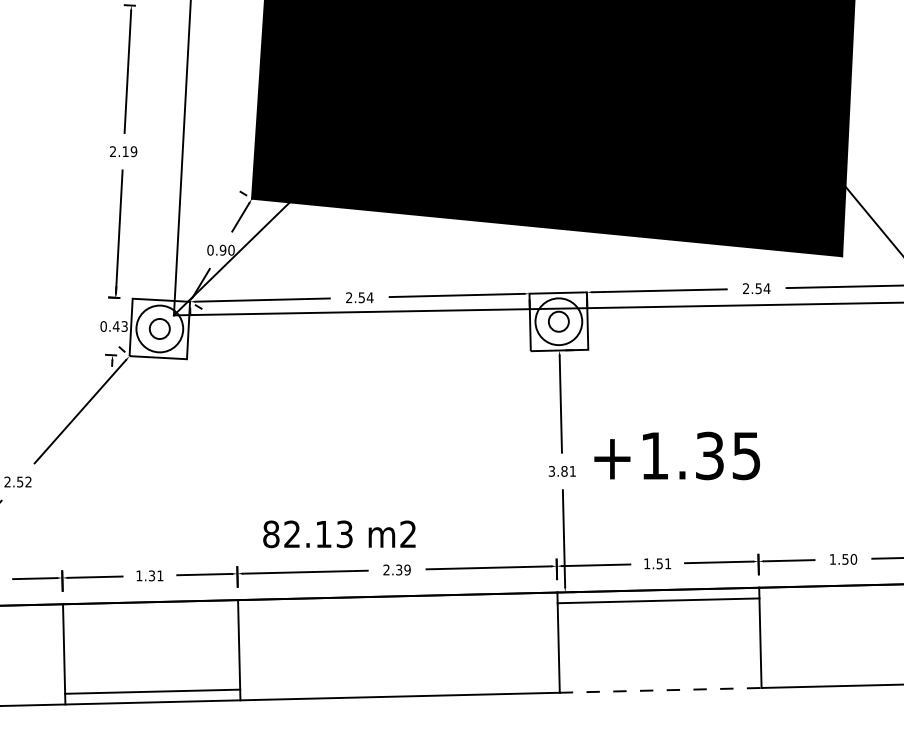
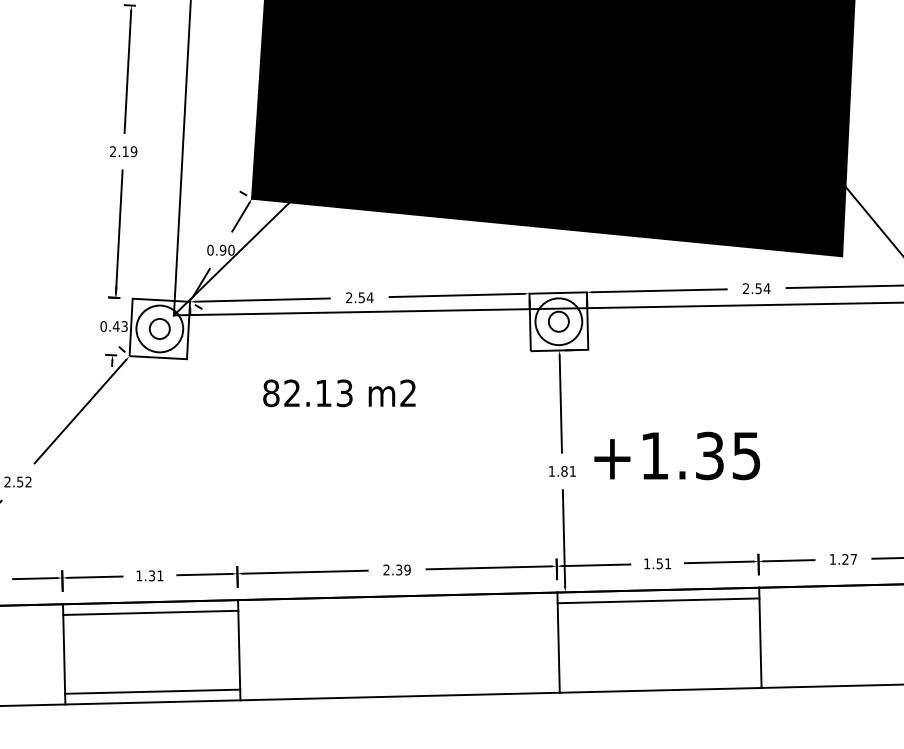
text: 3.81 -> 1.81 (551, 471)
text position: (339, 534) -> (339, 393) (339, 393)
text: 1.50 -> 1.27 (849, 559)
line: none -> present (150, 612)
line: dashed -> solid (660, 690)
